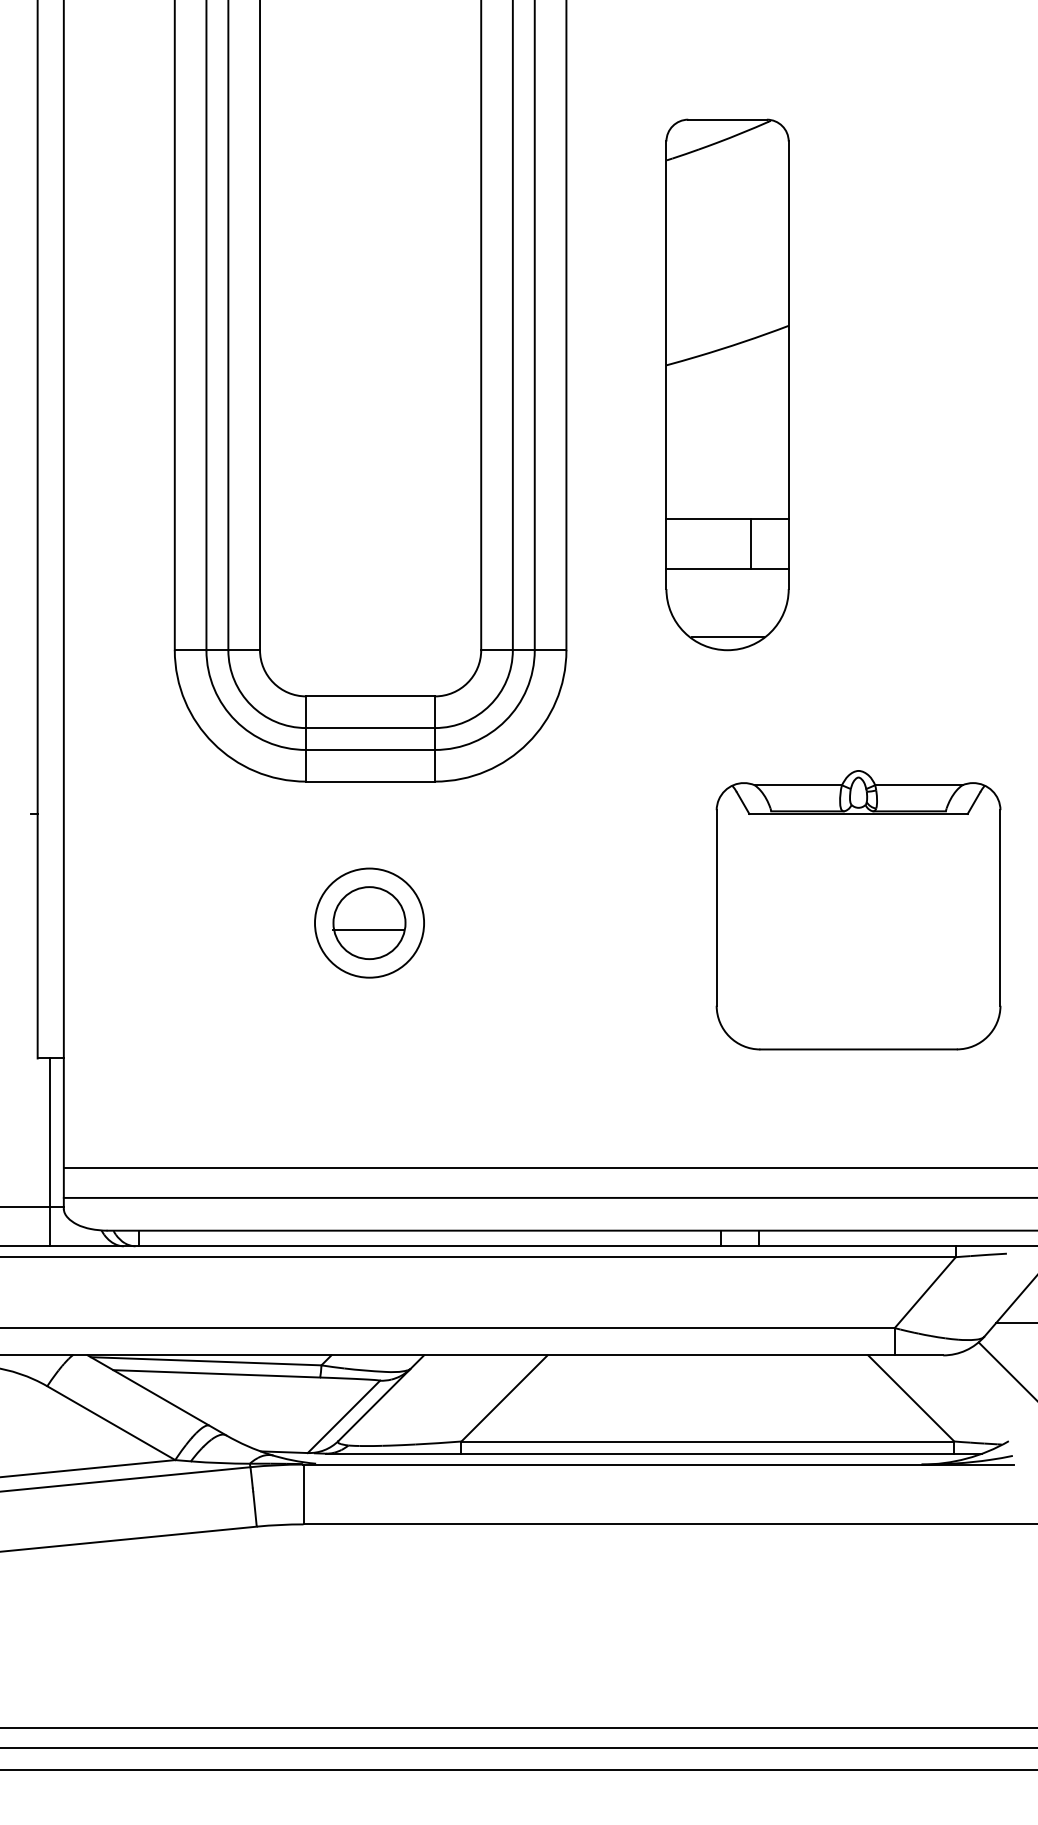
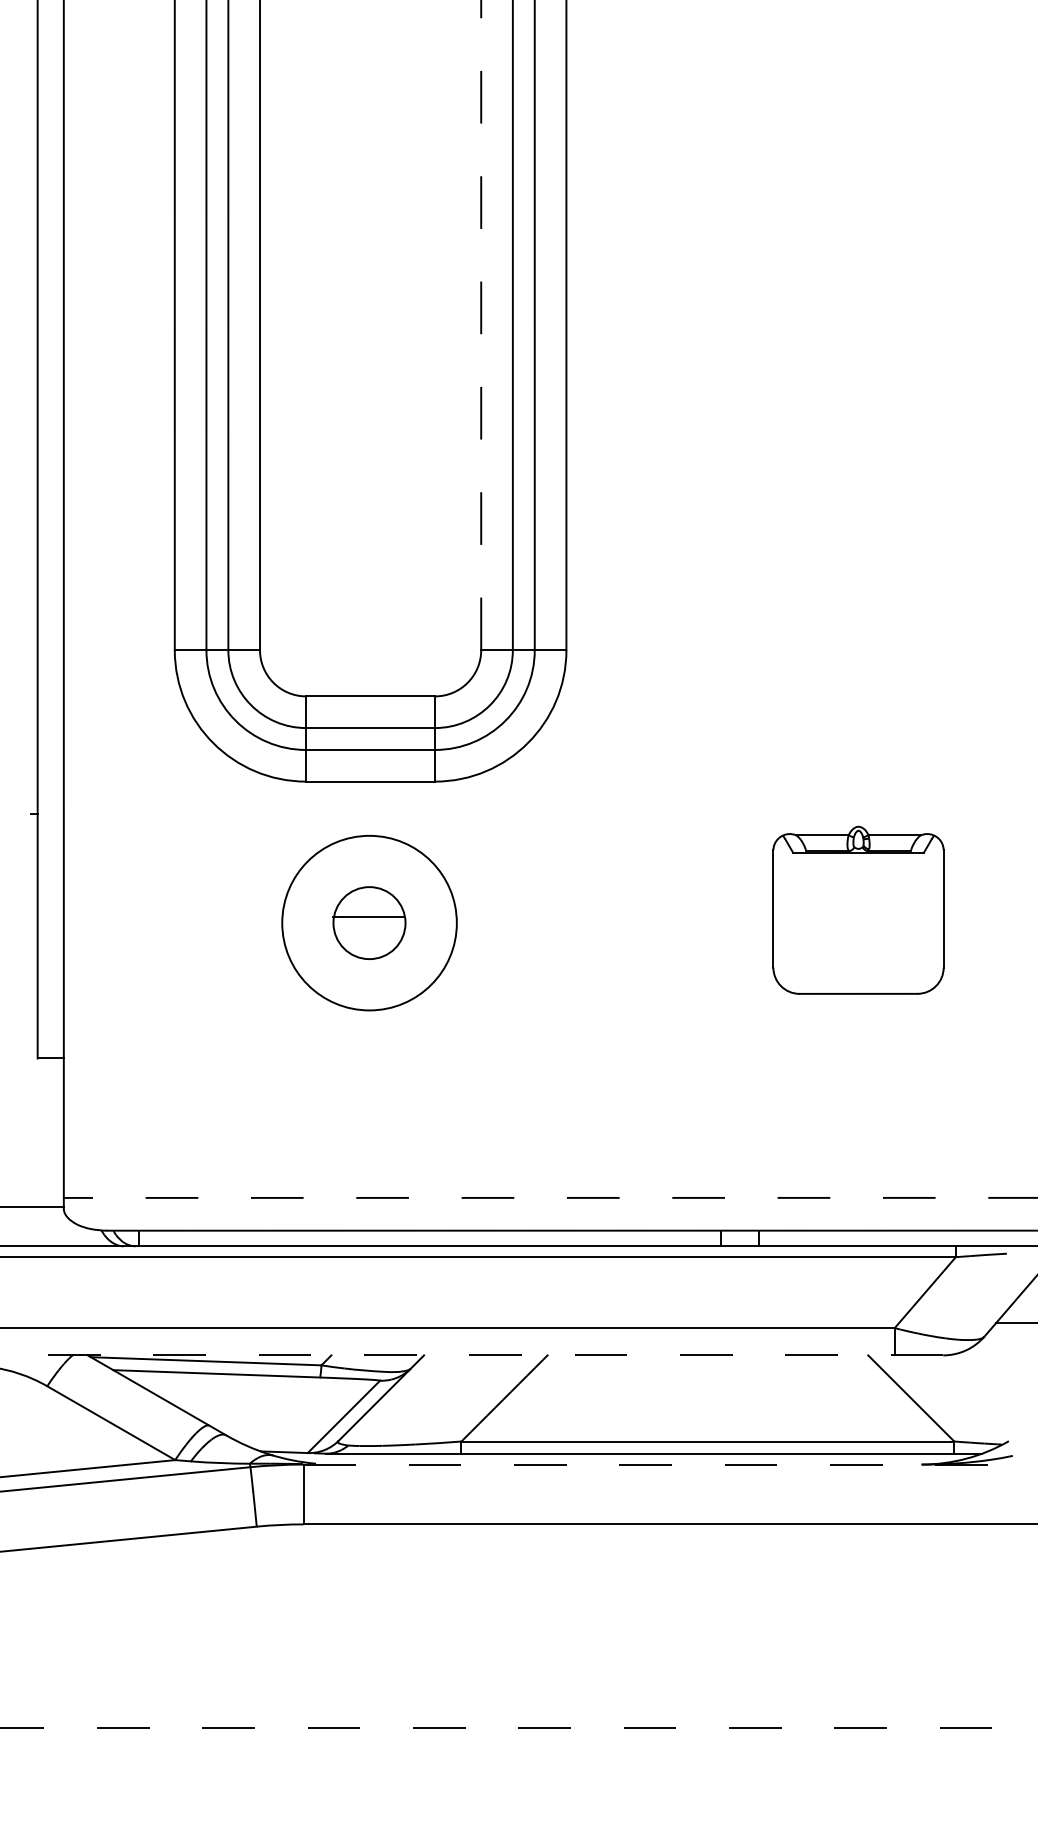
line: solid -> dashed (481, 325)
part: present -> none (727, 384)
part size: 287x281 px -> 173x170 px (858, 909)
circle diameter: 109 px -> 175 px (369, 922)
line position: (368, 929) -> (368, 916) (368, 916)
line: present -> none (49, 1152)
line: present -> none (548, 1167)
line: solid -> dashed (550, 1197)
line: solid -> dashed (471, 1355)
line: present -> none (1006, 1370)
line: solid -> dashed (658, 1464)
line: solid -> dashed (518, 1728)
line: present -> none (518, 1748)
line: present -> none (518, 1770)
